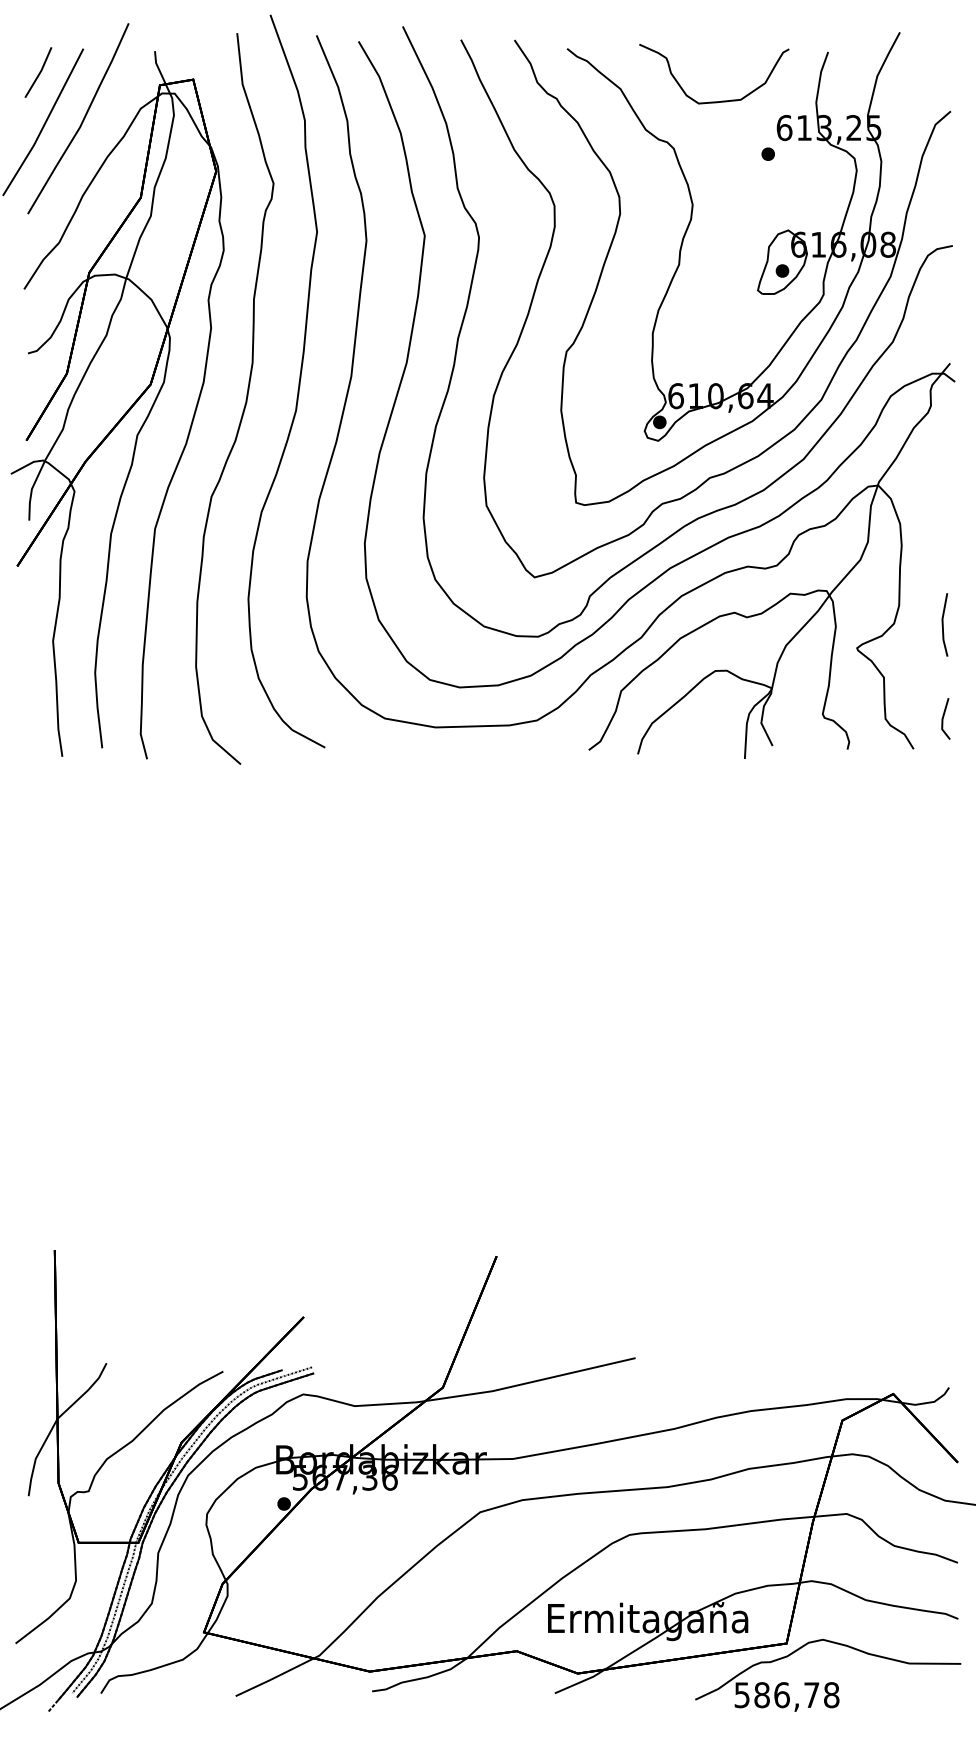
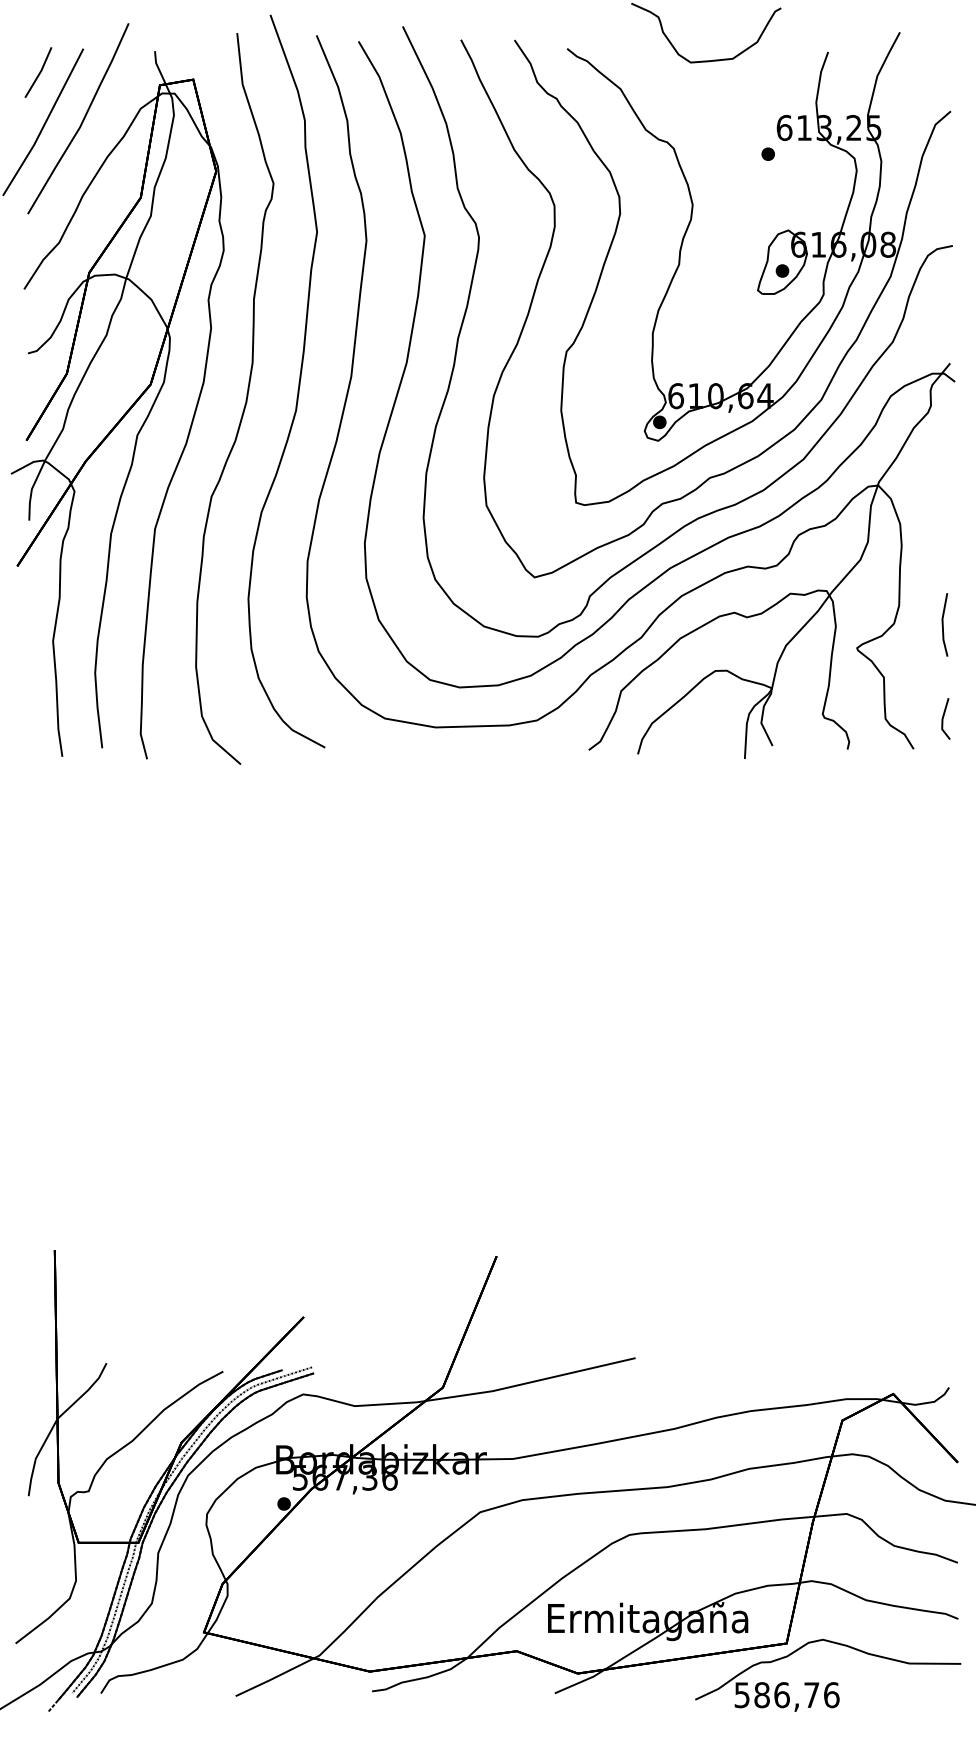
part position: (721, 100) -> (713, 59) (713, 59)
text: 586,78 -> 586,76 (831, 1695)
